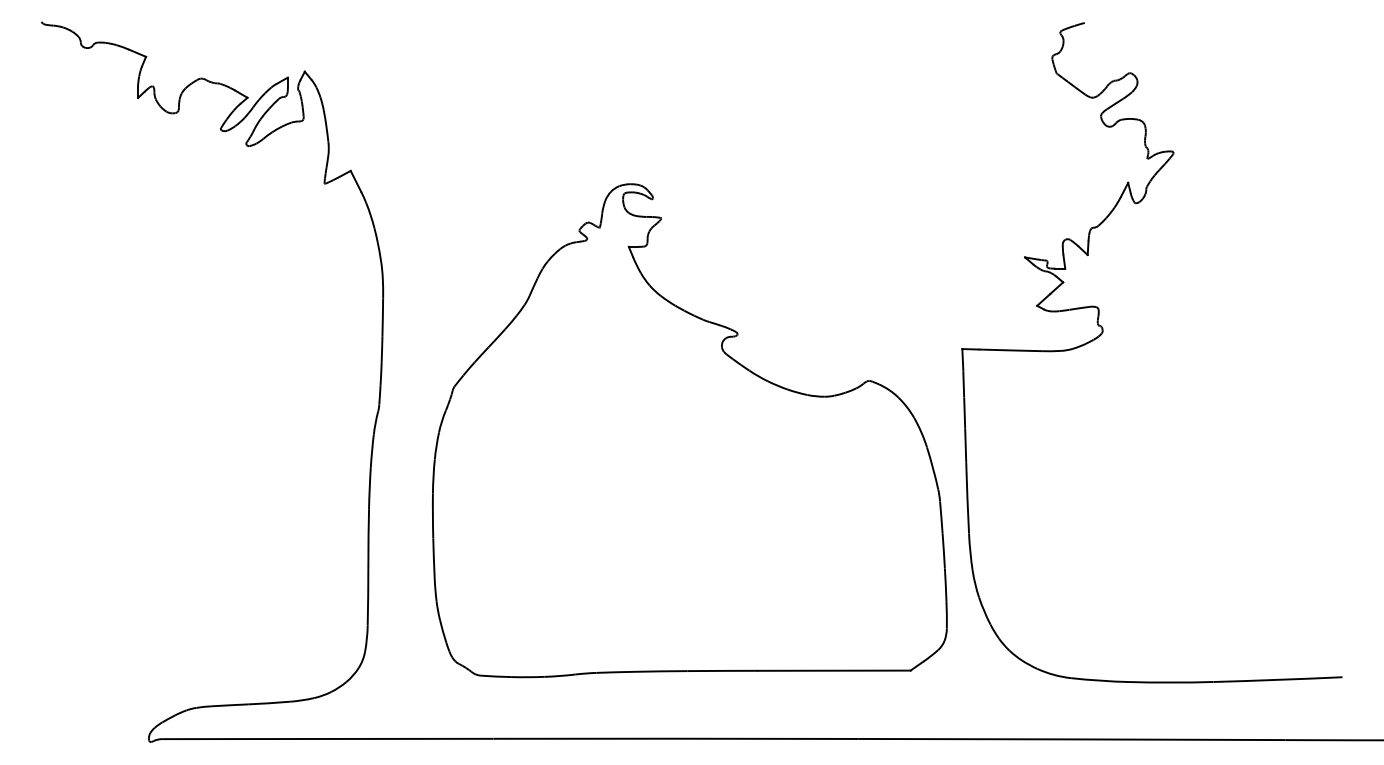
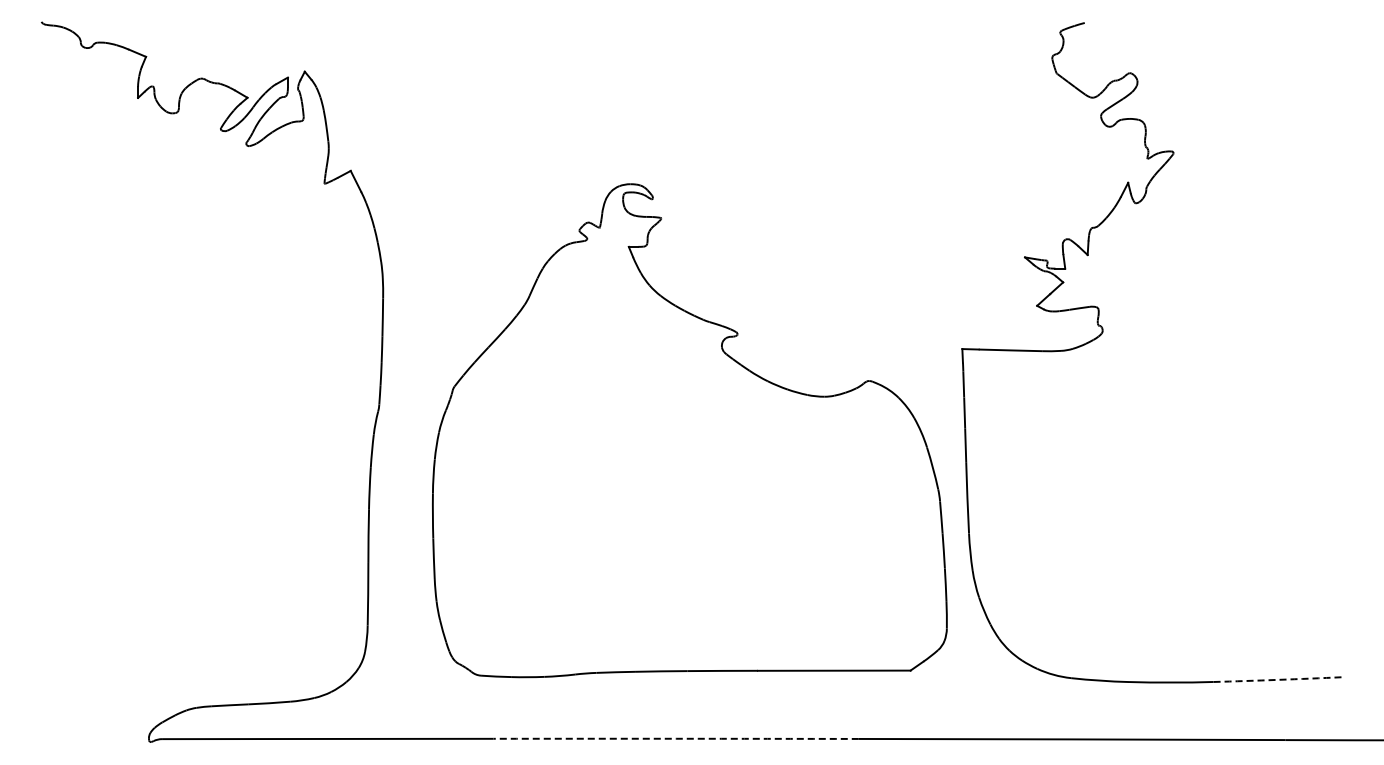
arc: solid -> dashed (1278, 679)
arc: solid -> dashed (676, 738)
